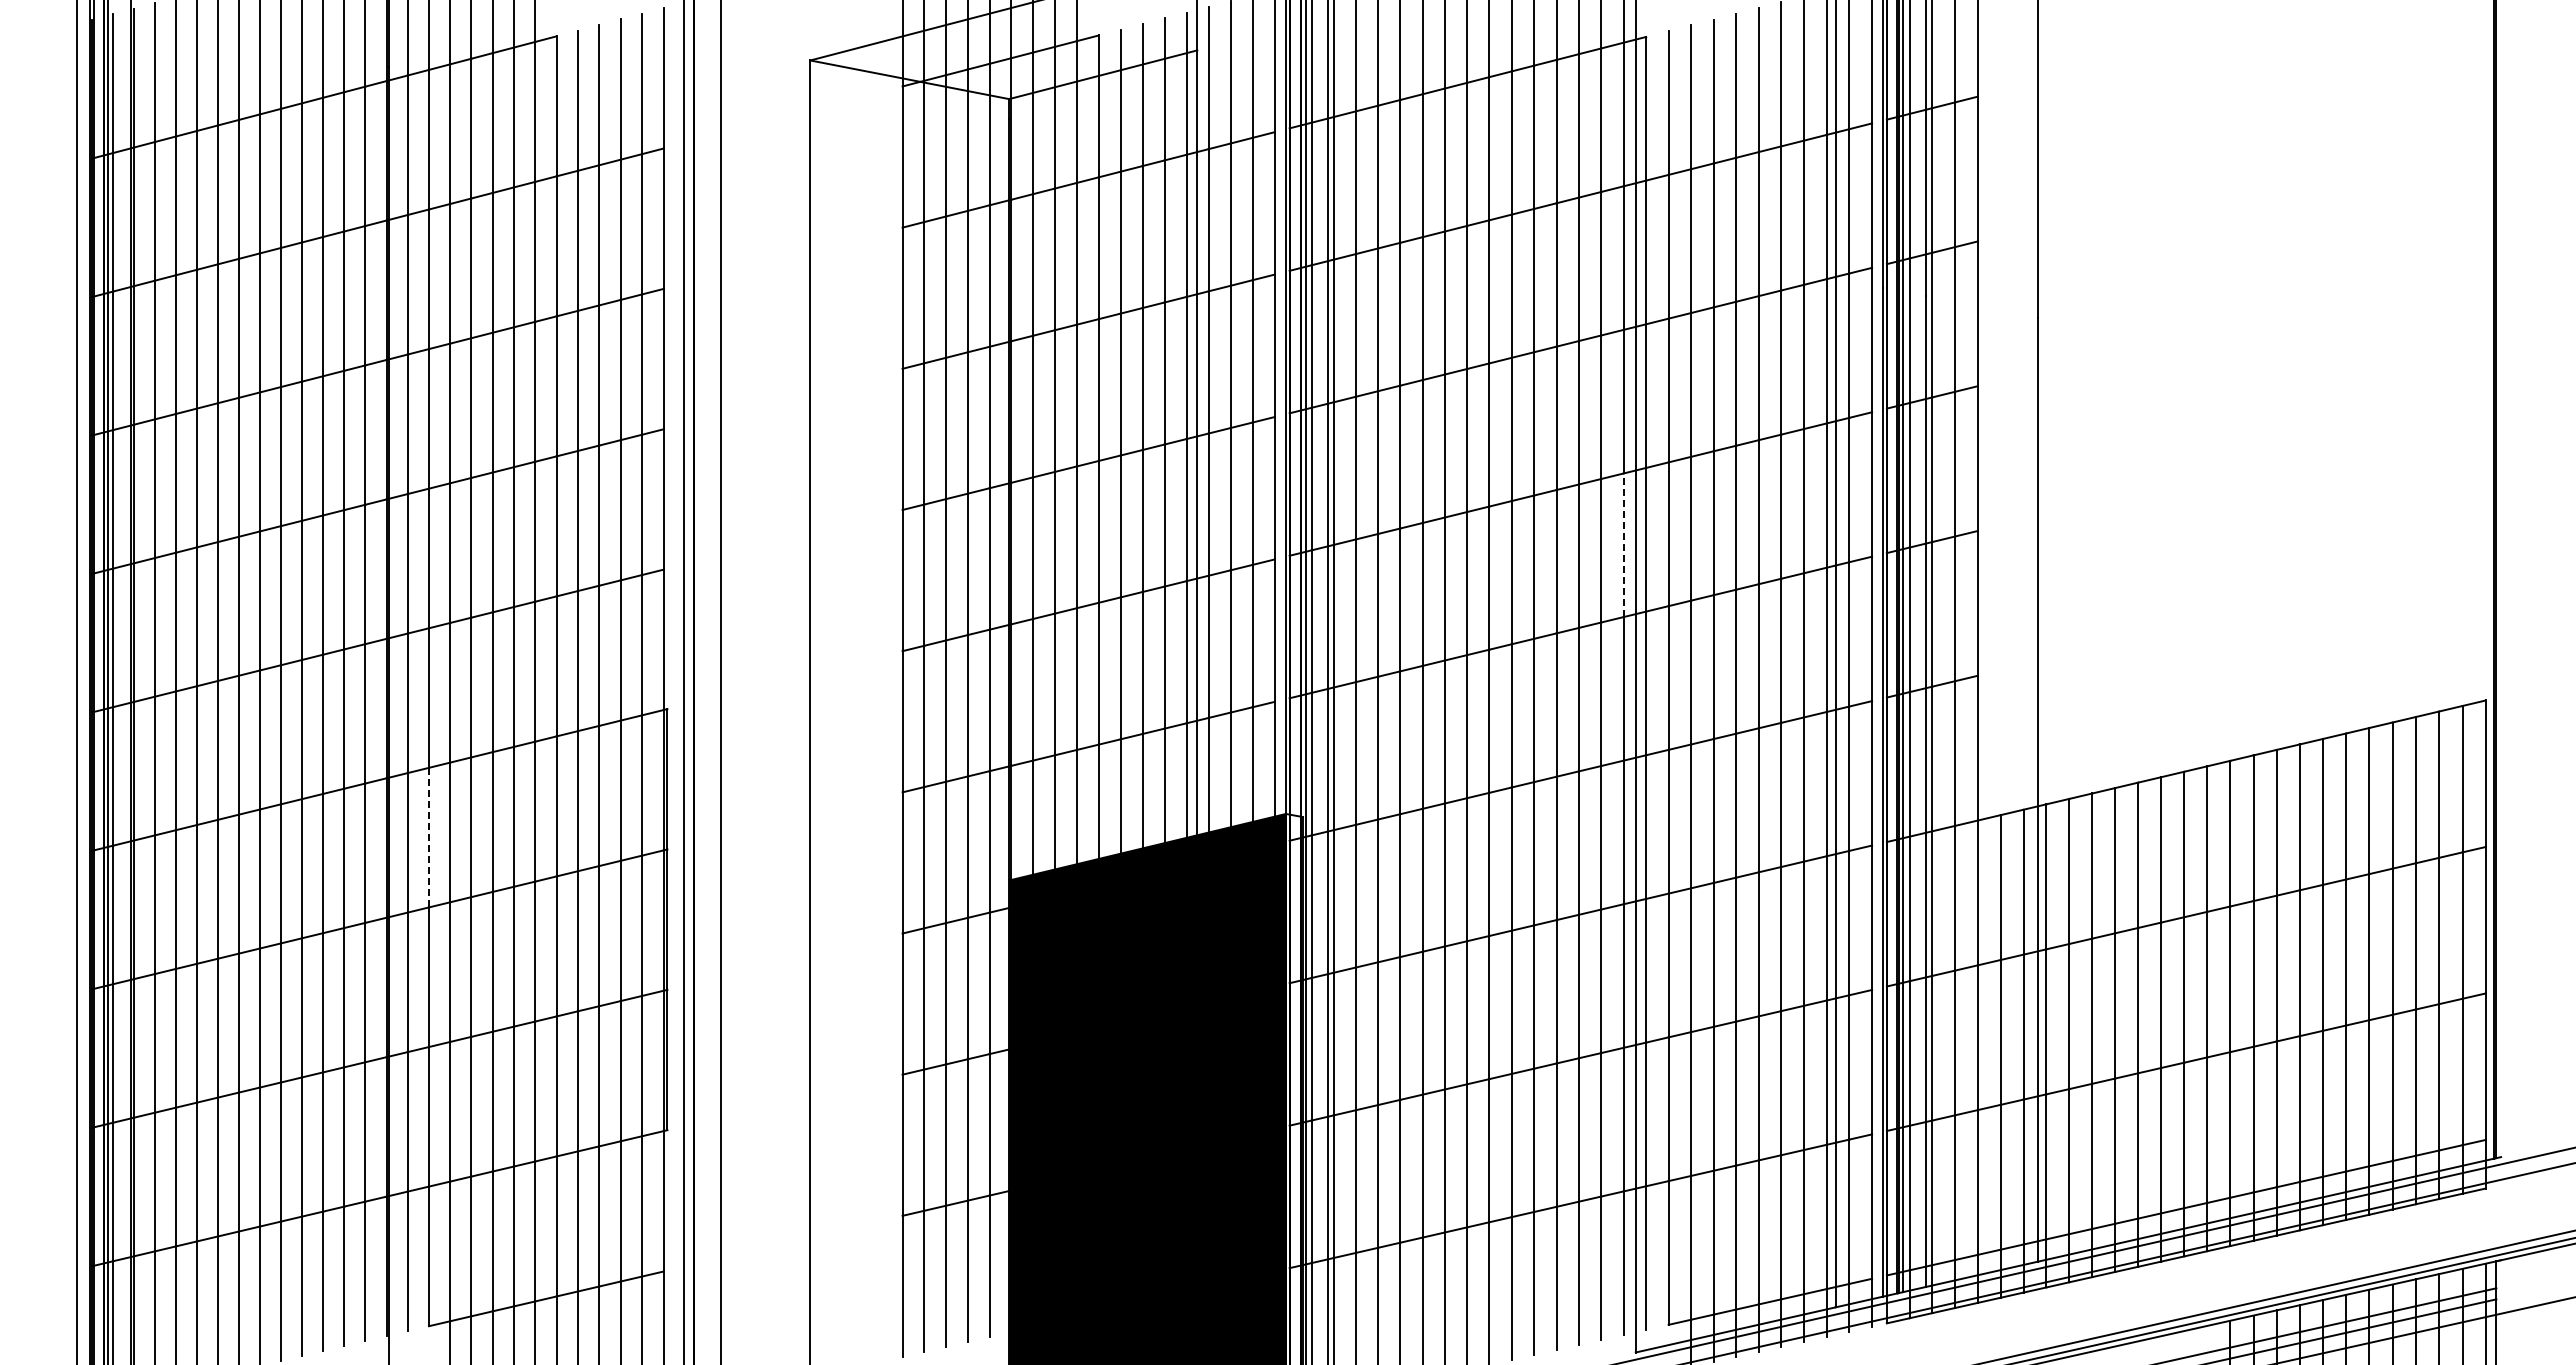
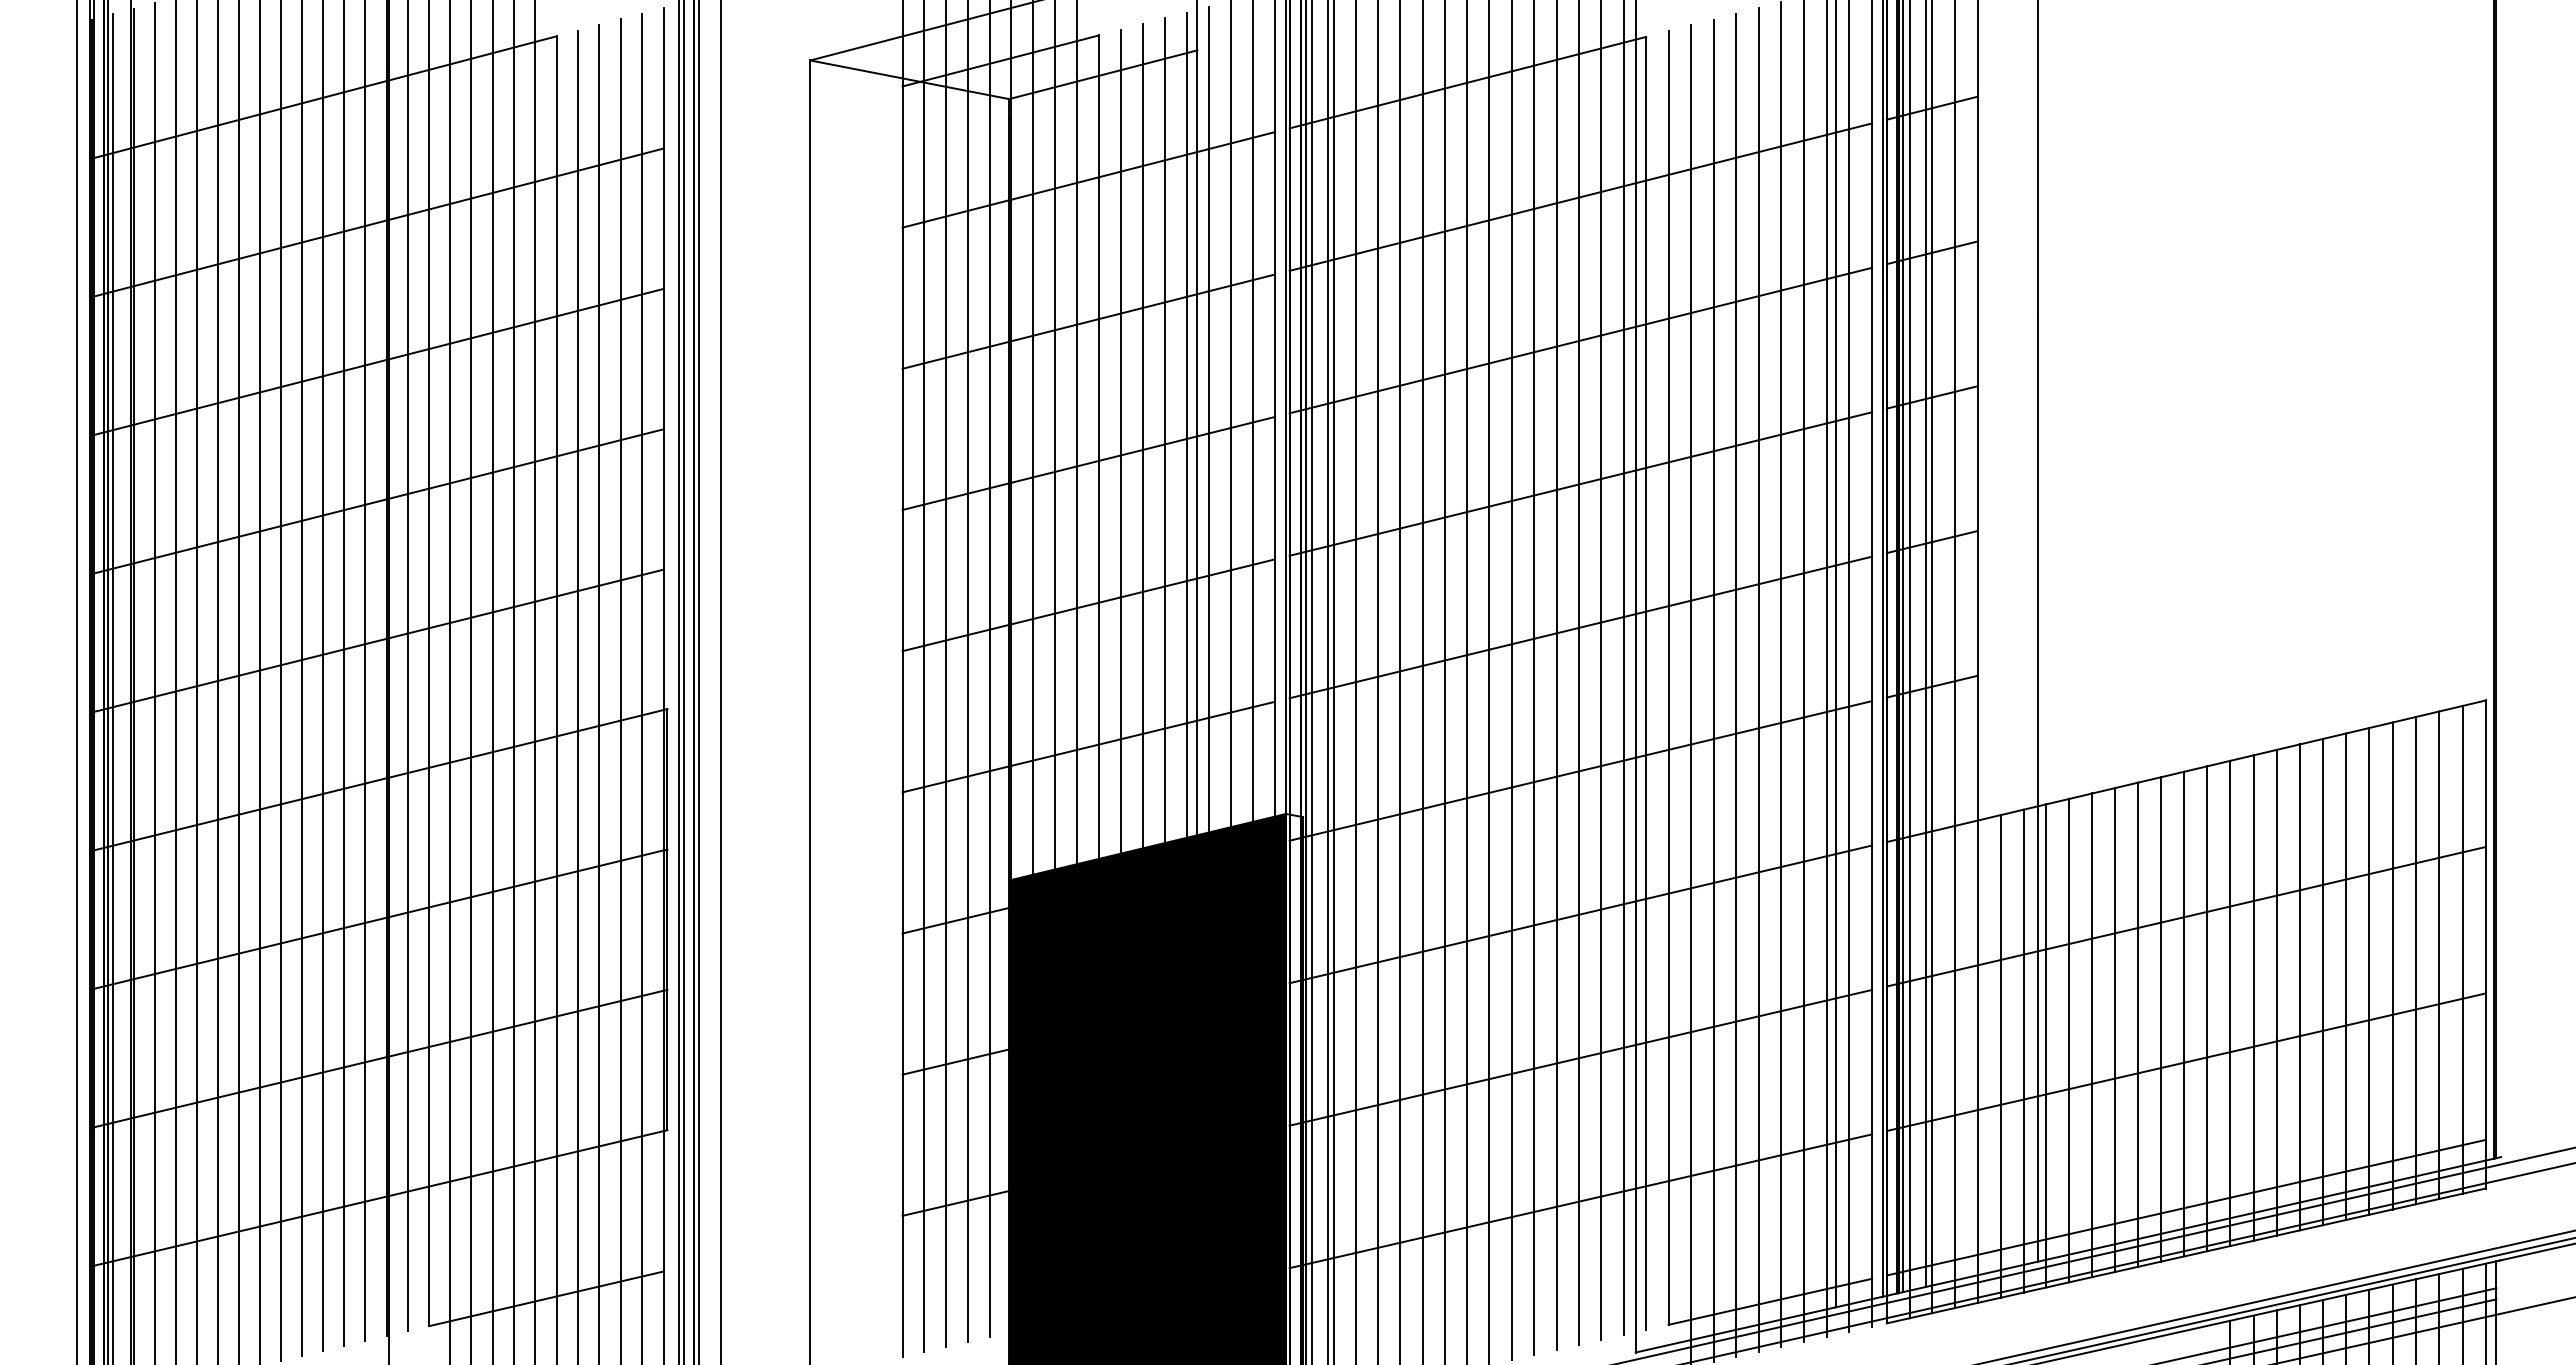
line: dashed -> solid (1623, 545)
line: none -> present (679, 681)
line: none -> present (698, 681)
line: dashed -> solid (428, 837)
